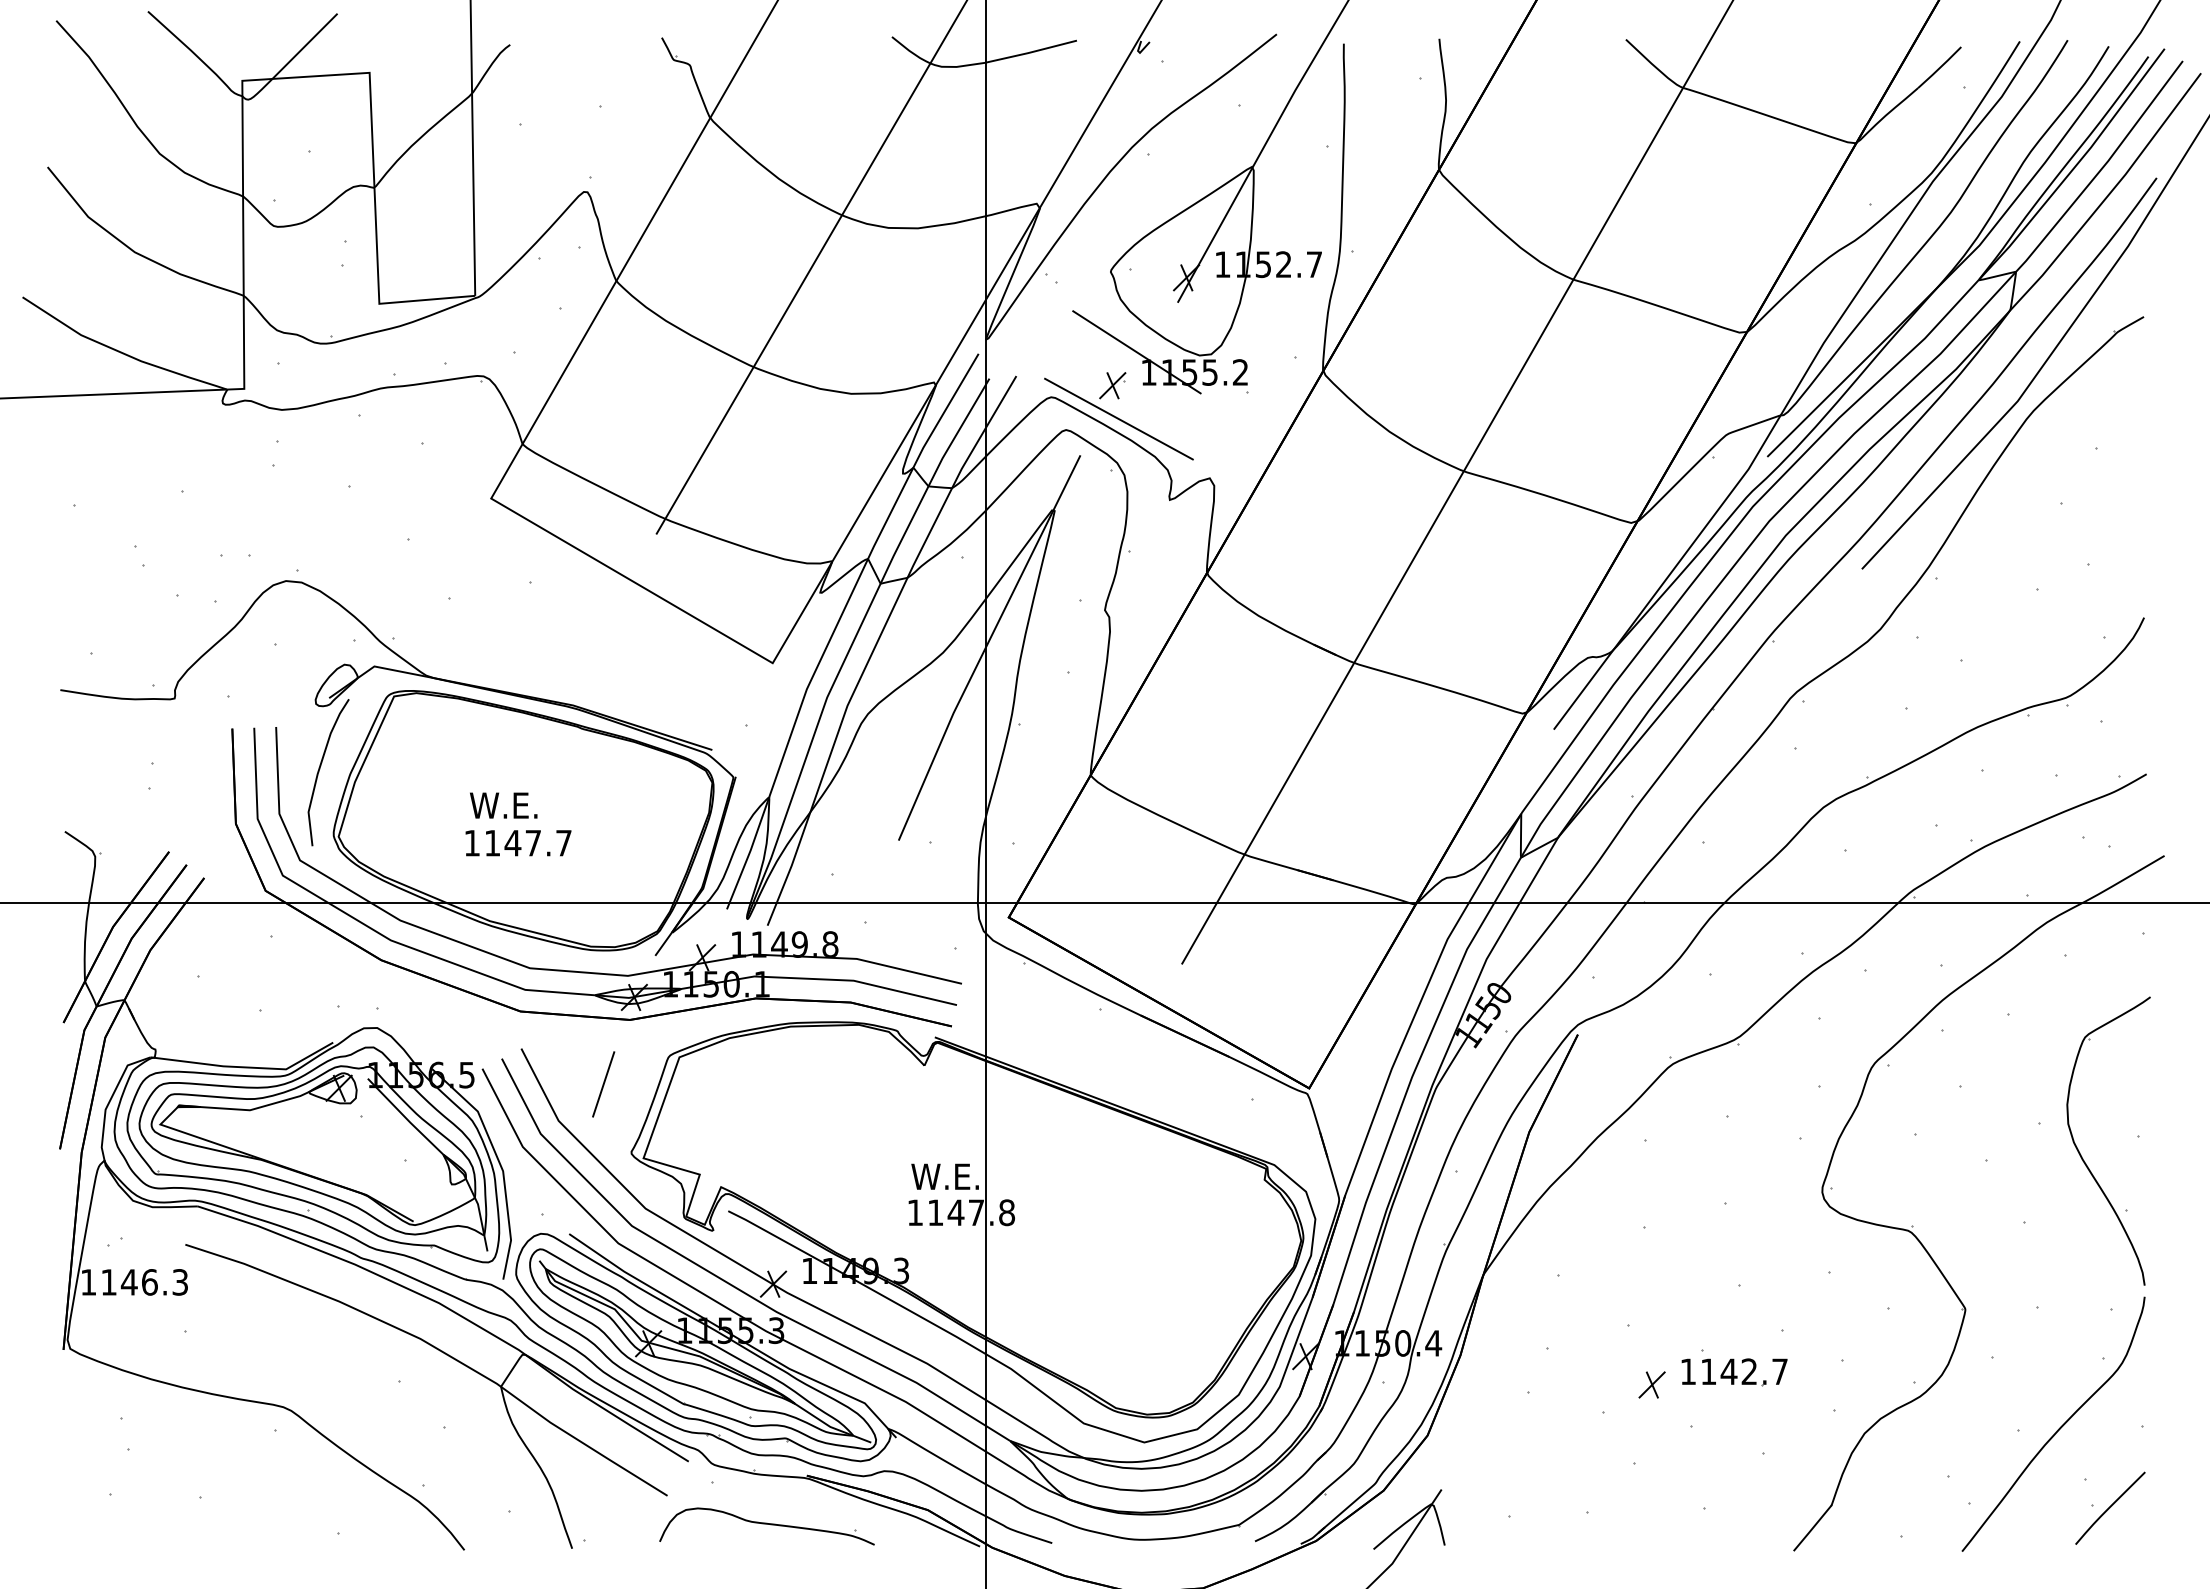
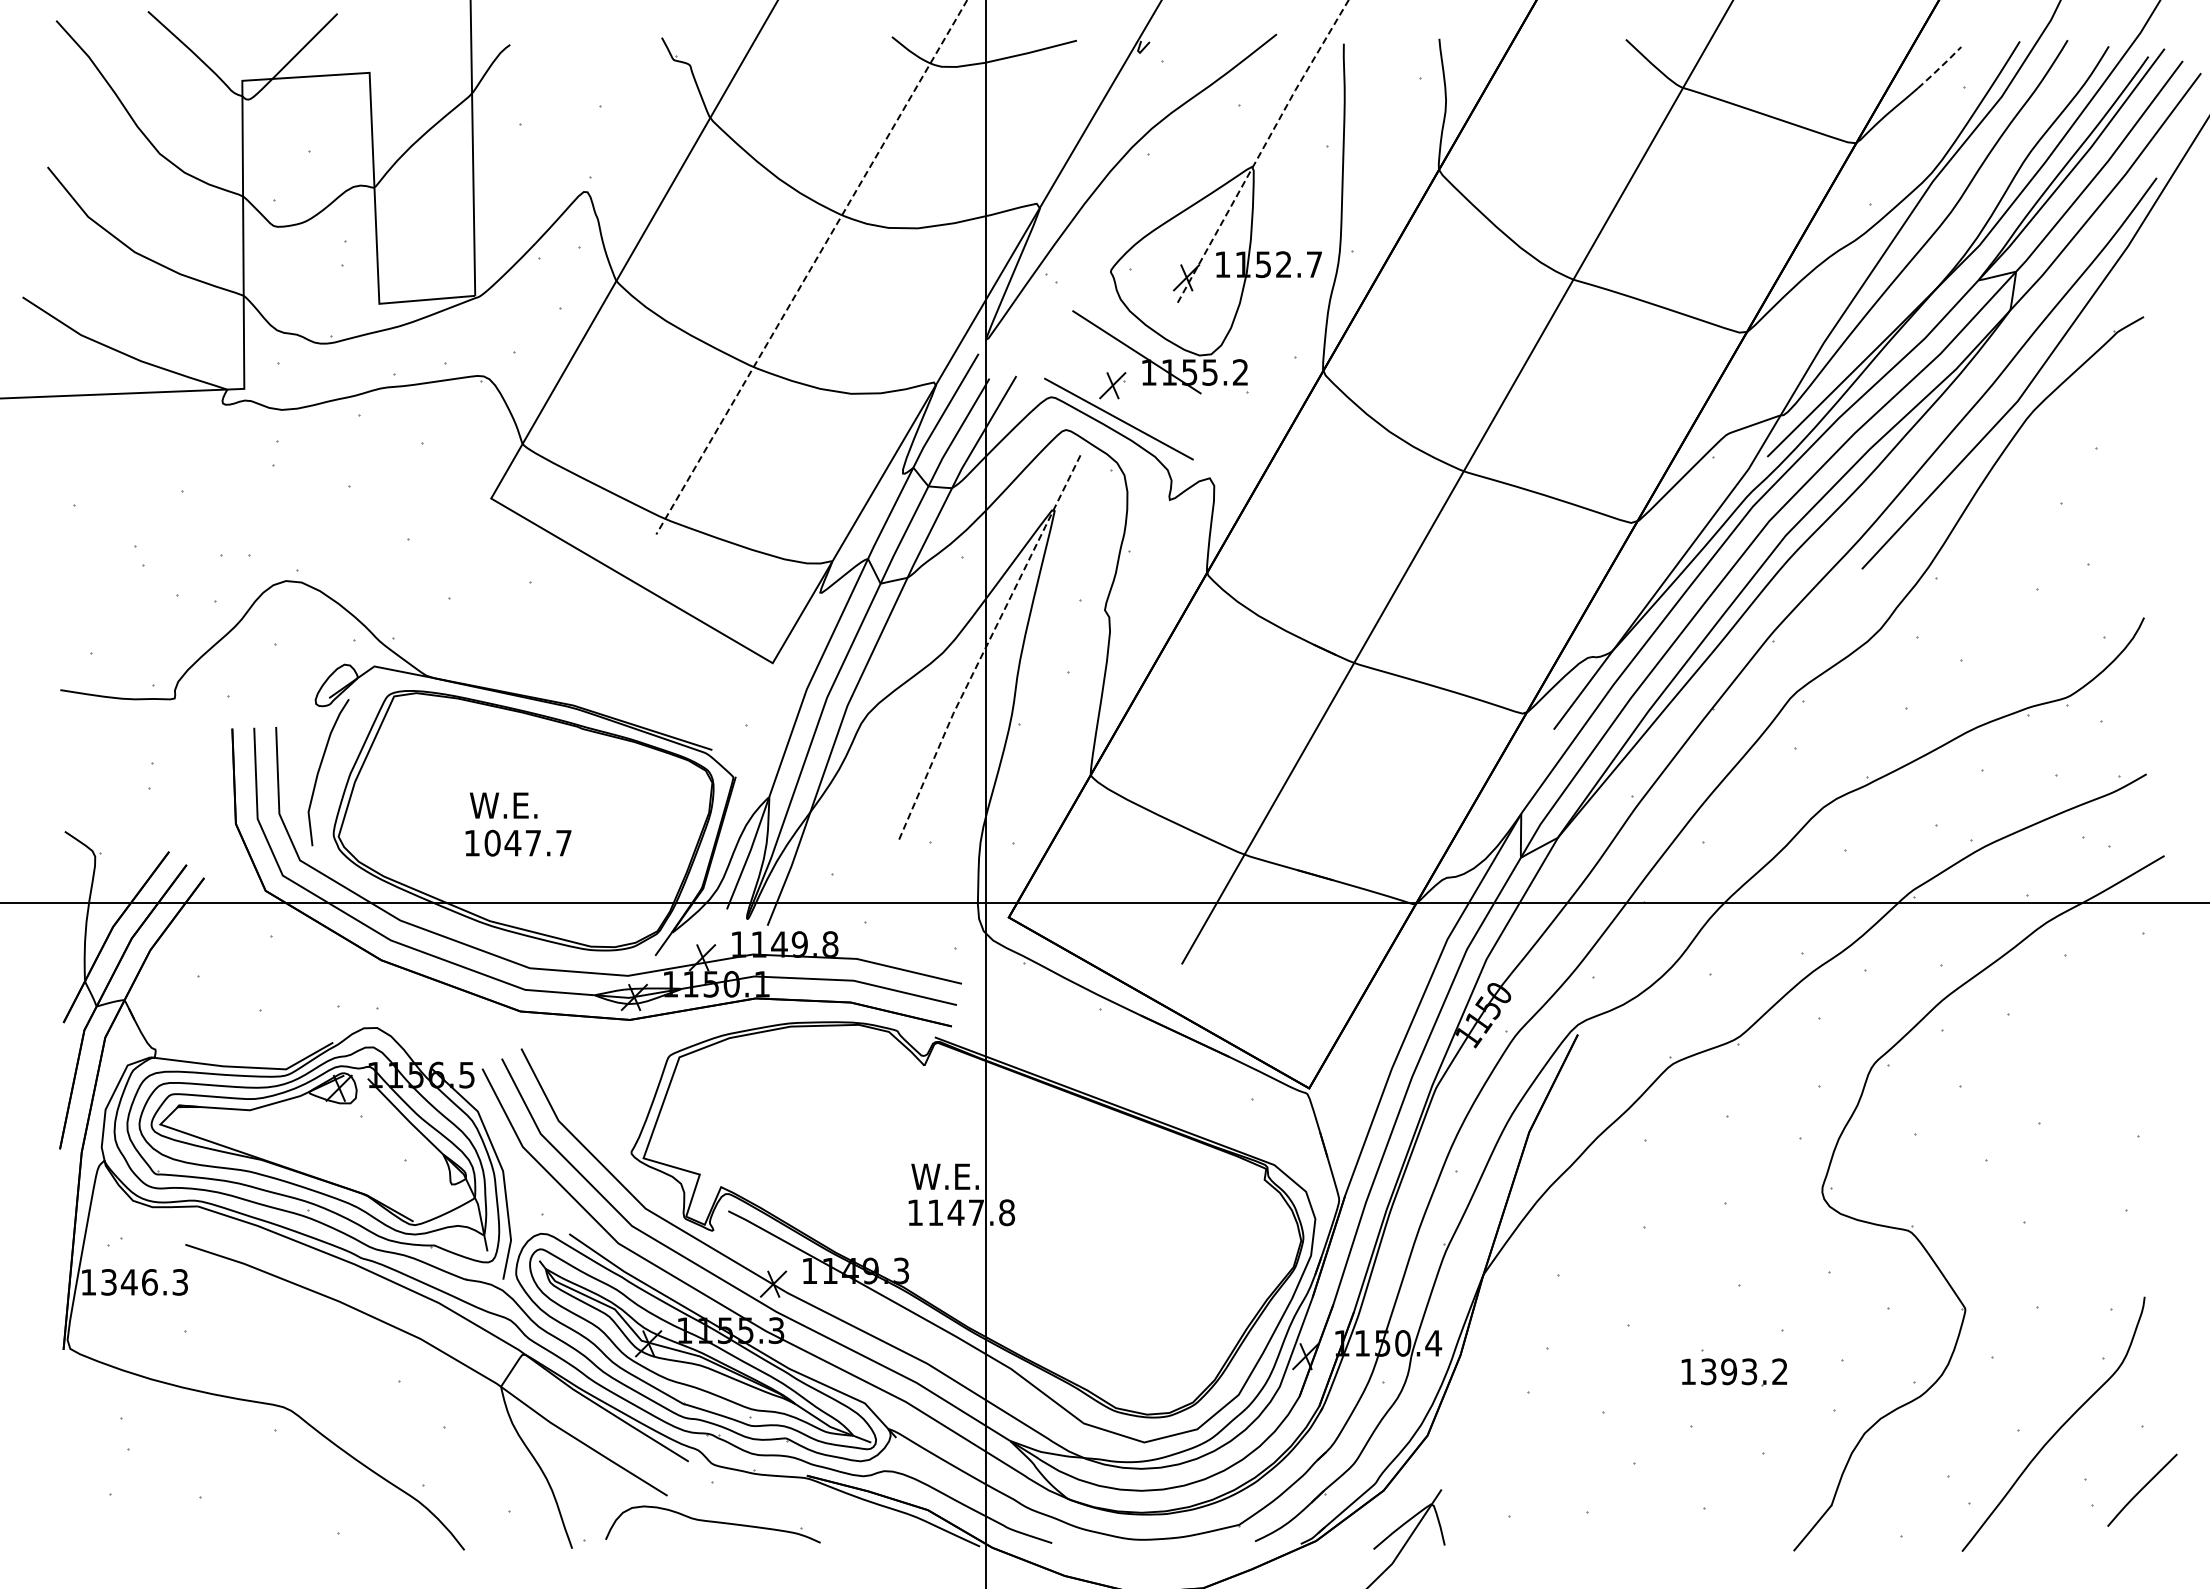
line: solid -> dashed (1940, 67)
line: solid -> dashed (1262, 149)
line: solid -> dashed (811, 267)
line: solid -> dashed (986, 646)
text: 1147.7 -> 1047.7 (492, 842)
line: present -> none (603, 1084)
part: present -> none (2081, 1154)
text: 1146.3 -> 1346.3 (108, 1282)
text: 1142.7 -> 1393.2 (1744, 1371)
part: present -> none (1651, 1384)
curve position: (2110, 1507) -> (2142, 1489) (2142, 1489)
part position: (766, 1526) -> (712, 1524) (712, 1524)
